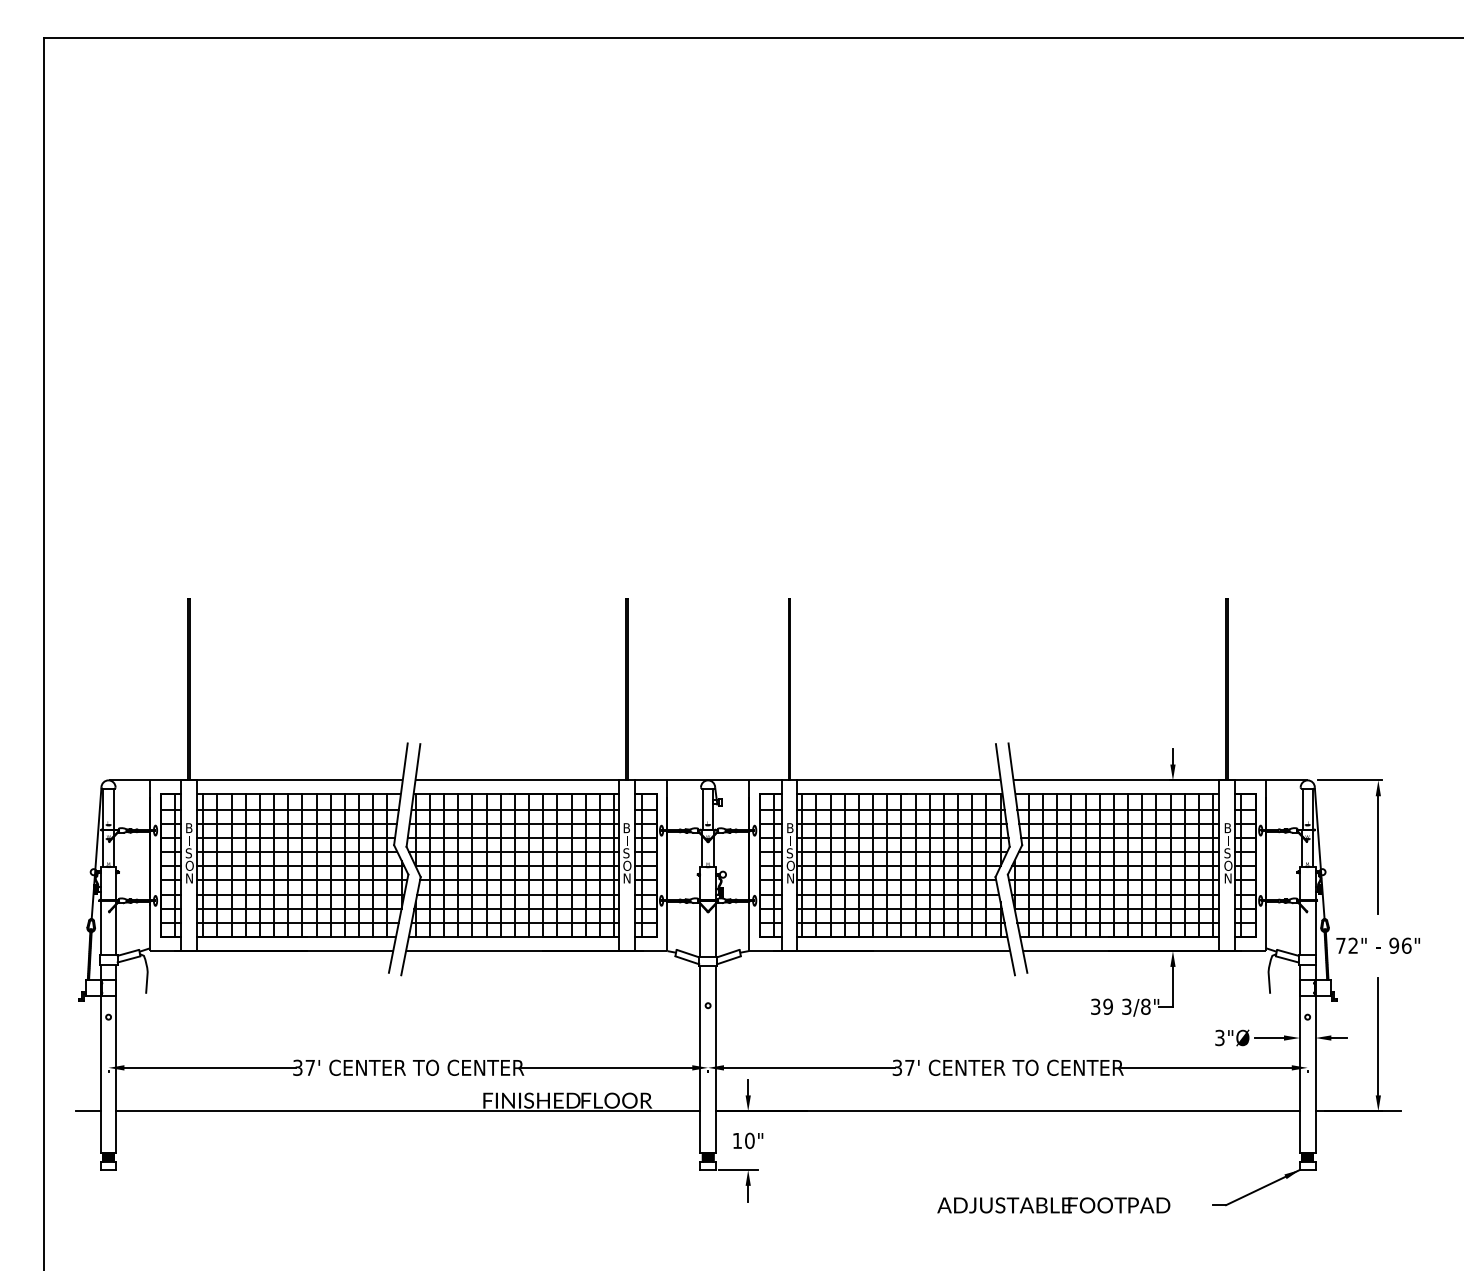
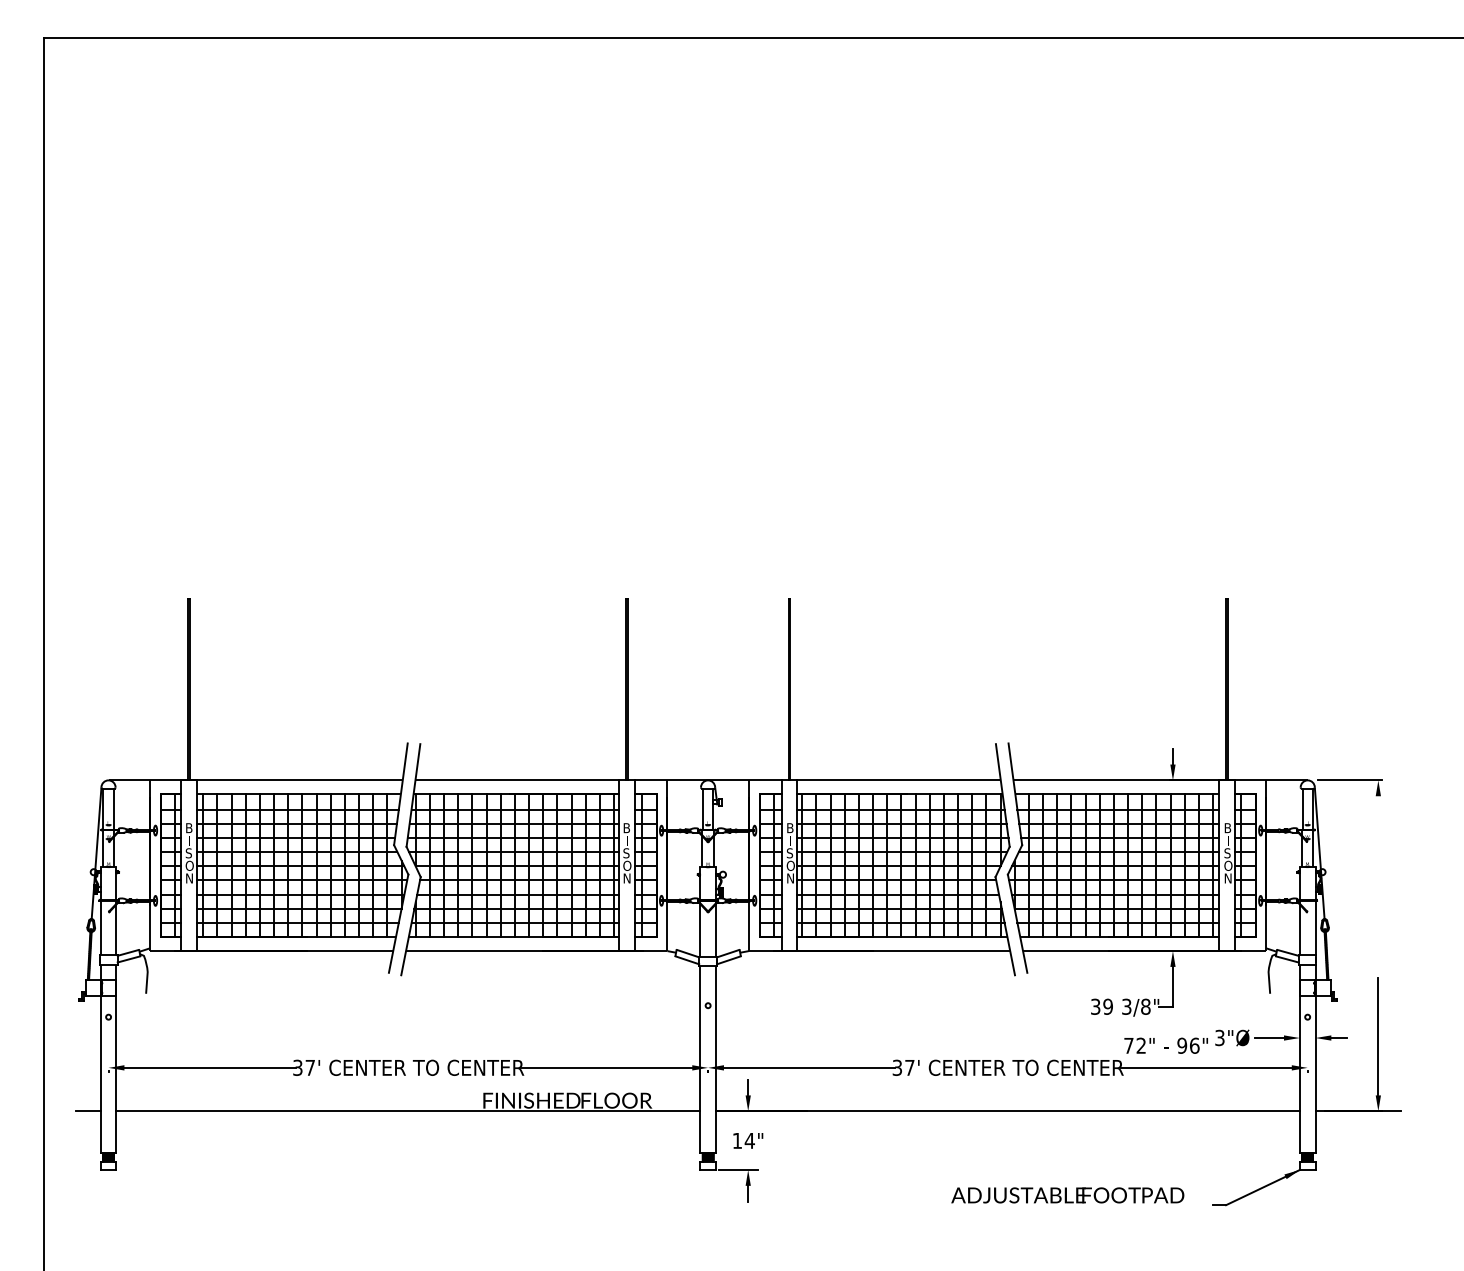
line: present -> none (1378, 854)
text position: (1377, 945) -> (1165, 1045) (1165, 1045)
text: 10" -> 14" (749, 1140)
text position: (1053, 1205) -> (1067, 1195) (1067, 1195)
